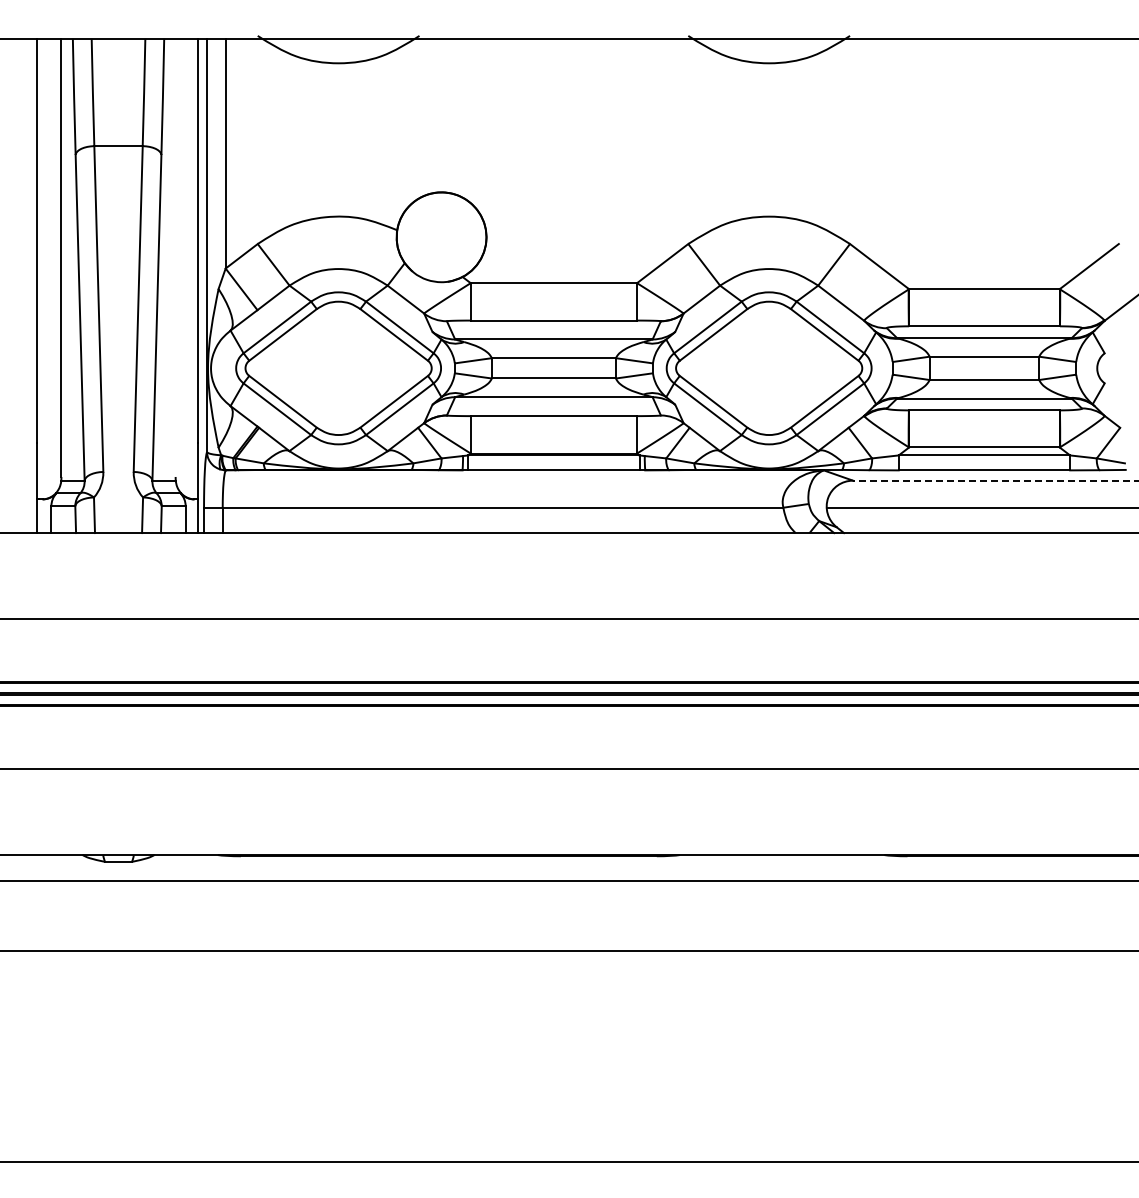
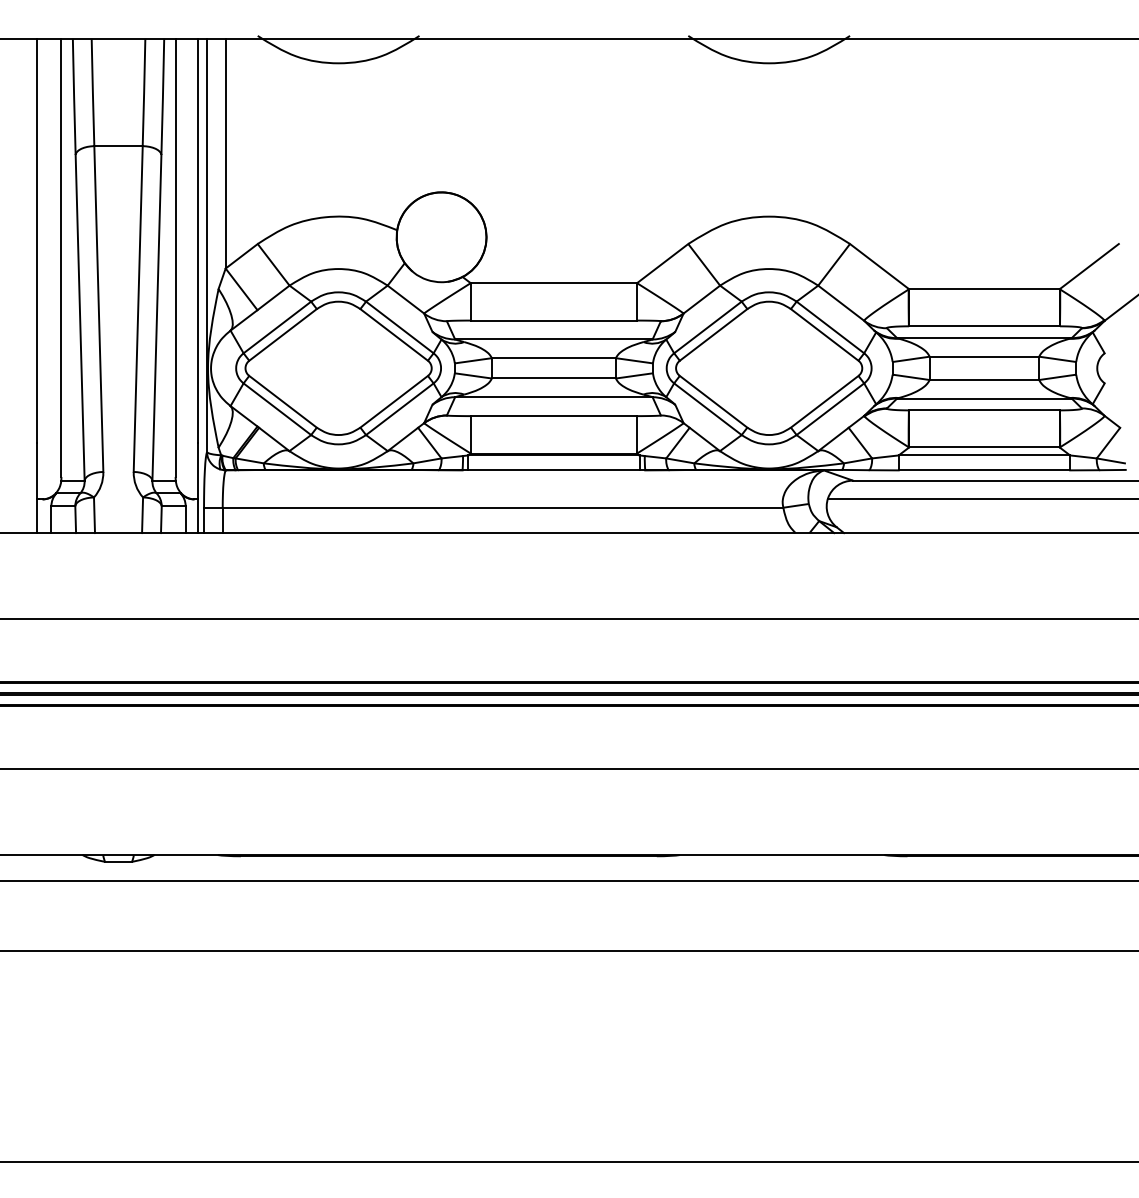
line: none -> present (175, 257)
line: dashed -> solid (995, 480)
line position: (981, 508) -> (981, 499) (981, 499)
